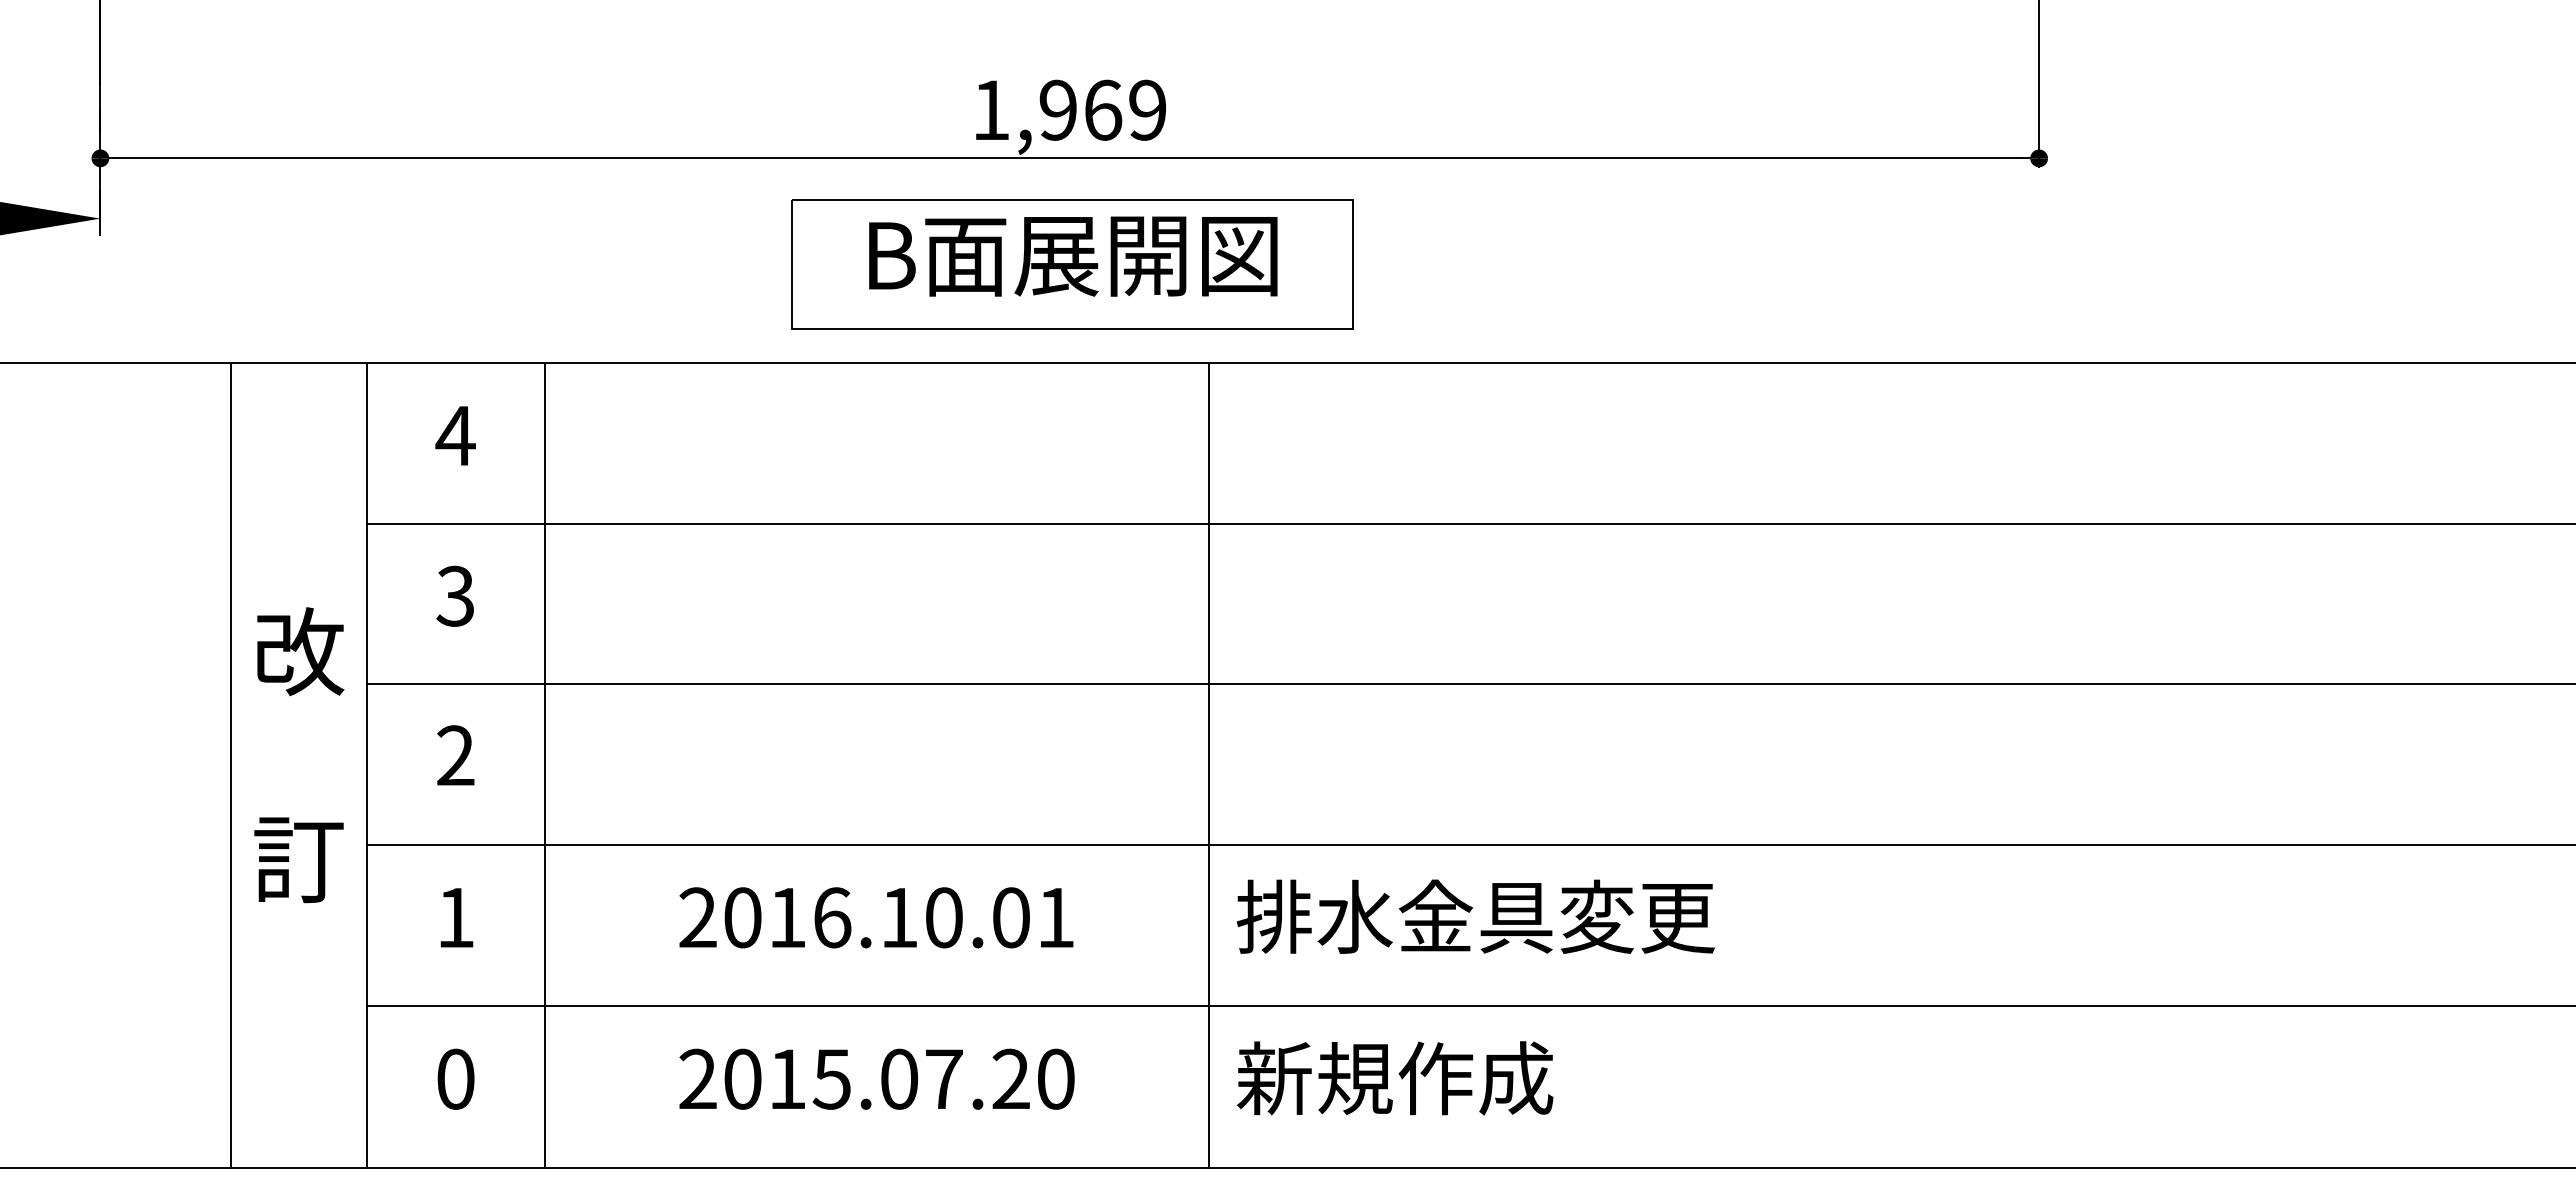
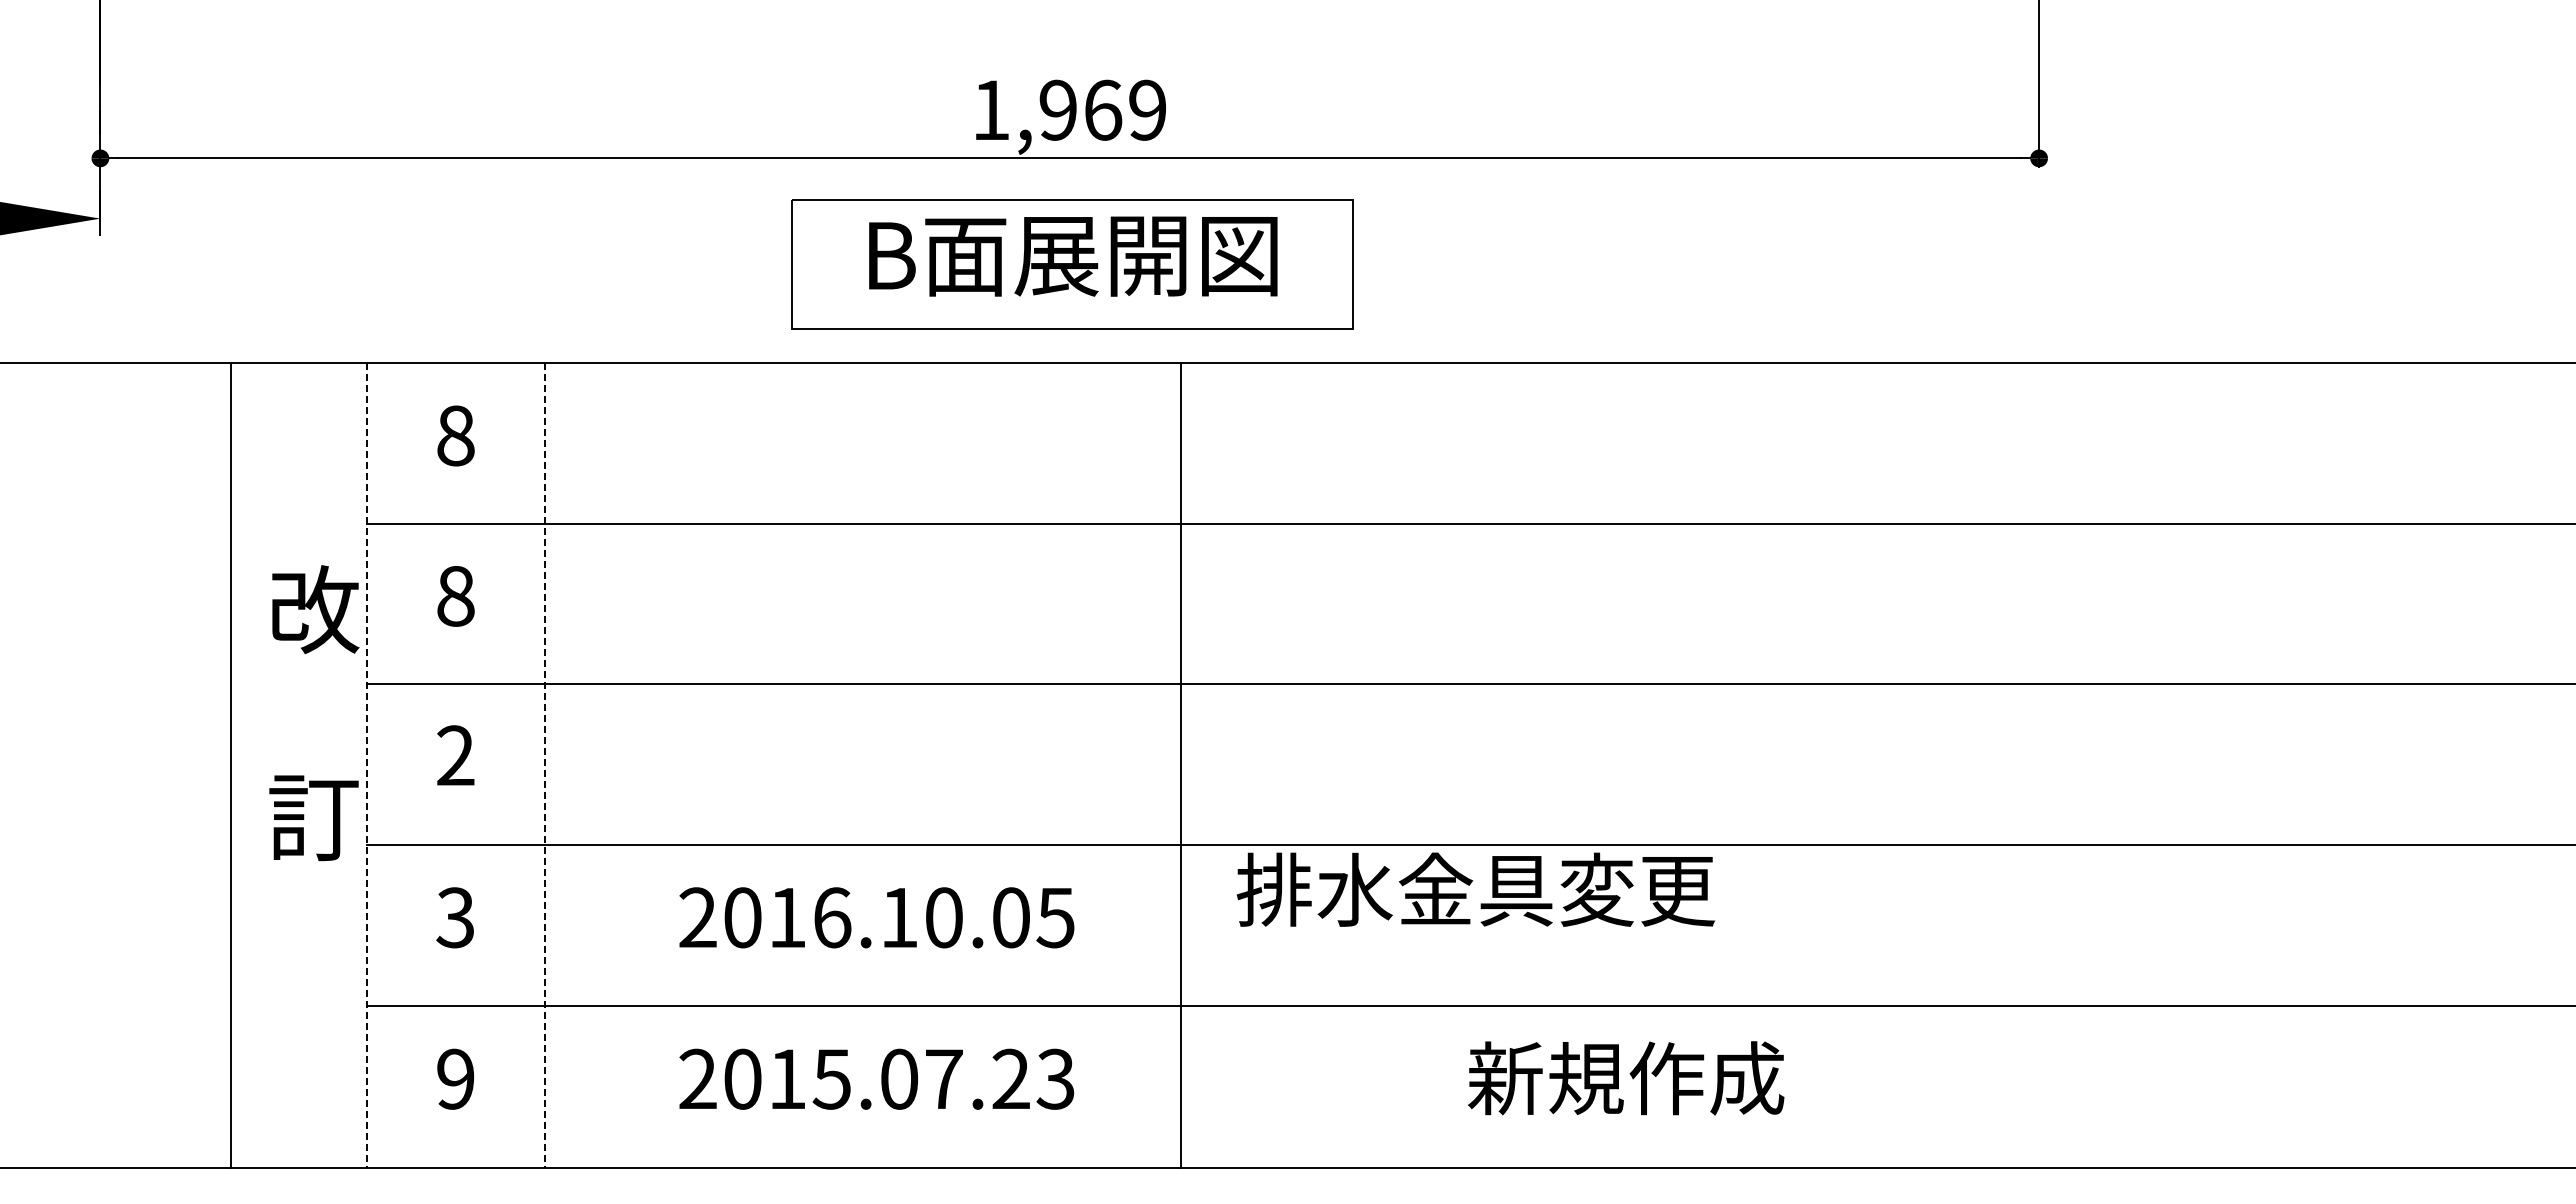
text: 4 -> 8 (455, 435)
text: 3 -> 8 (455, 595)
text position: (299, 755) -> (314, 713) (314, 713)
line position: (1209, 765) -> (1181, 765) (1181, 765)
line: solid -> dashed (367, 766)
line: solid -> dashed (545, 766)
text position: (1475, 916) -> (1475, 889) (1475, 889)
text: 1 -> 3 (454, 917)
text: 2016.10.01 -> 2016.10.05 (1055, 918)
text: 0 -> 9 (455, 1078)
text: 2015.07.20 -> 2015.07.23 (1055, 1078)
text position: (1395, 1078) -> (1626, 1078) (1626, 1078)
